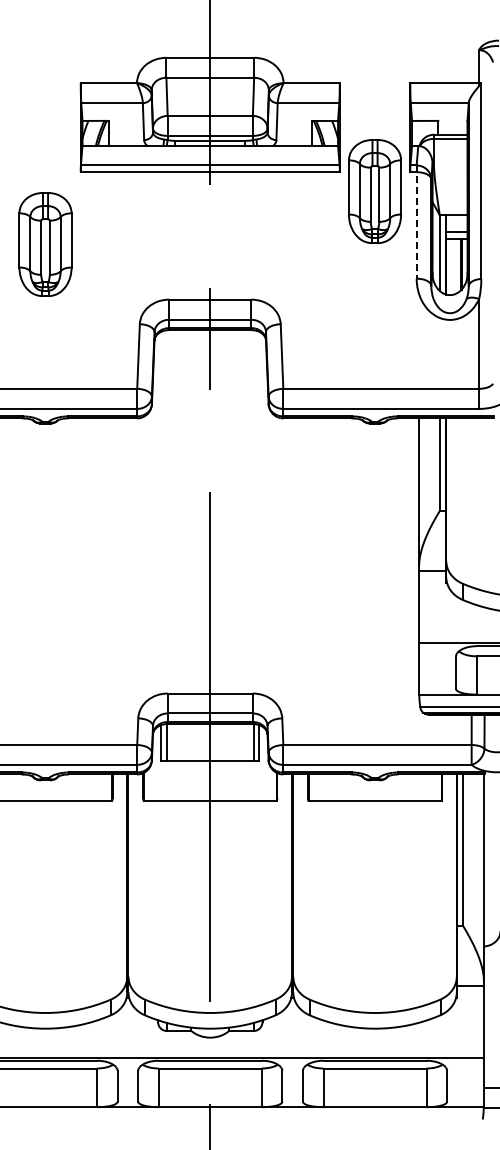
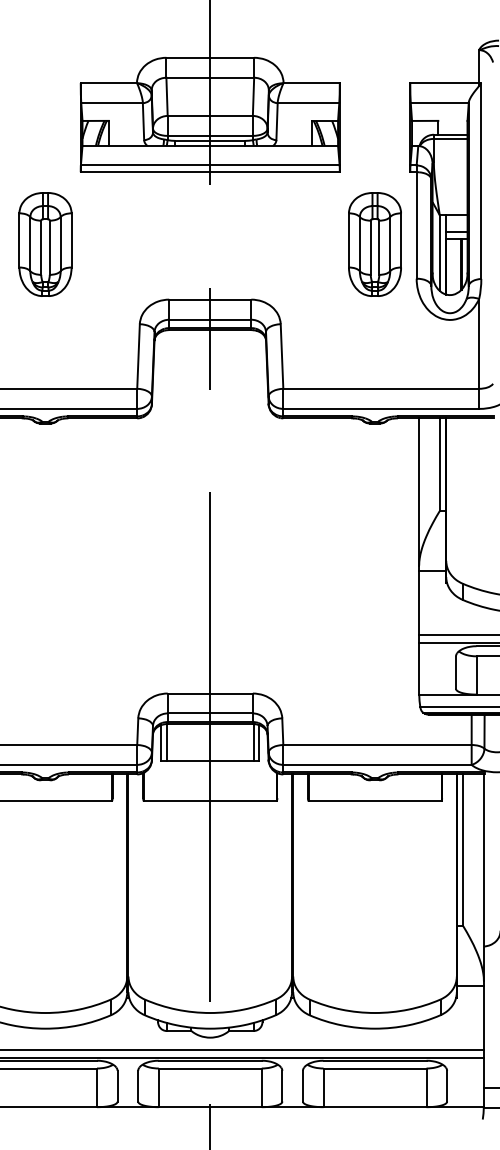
part position: (374, 191) -> (374, 244) (374, 244)
line: dashed -> solid (416, 222)
line: none -> present (457, 635)
line: none -> present (242, 1049)
